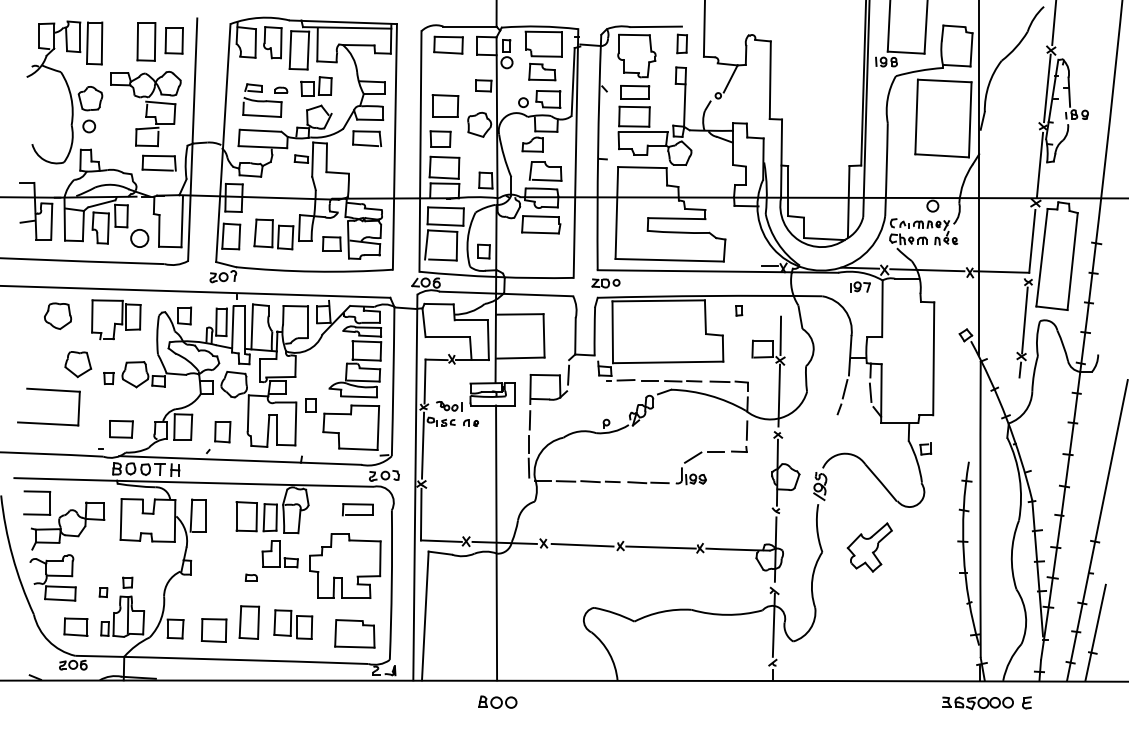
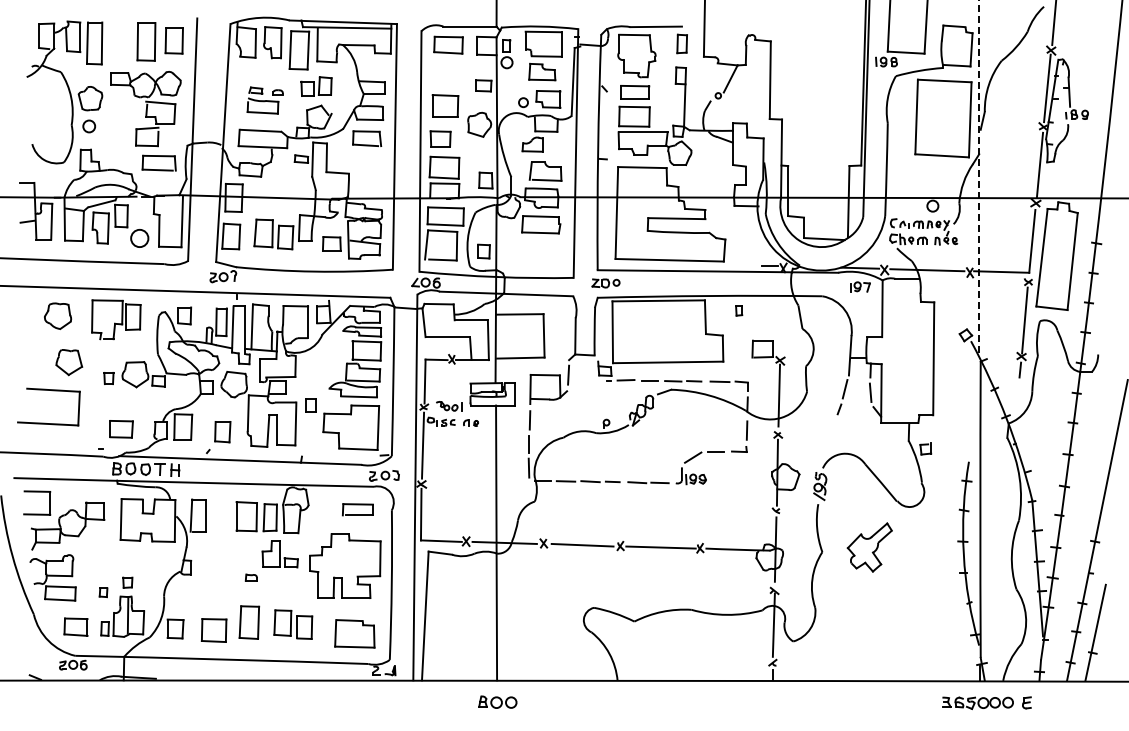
part size: 47x35 px -> 38x29 px (264, 100)
line: solid -> dashed (979, 178)
line: present -> none (780, 335)
part position: (78, 364) -> (69, 362) (69, 362)
